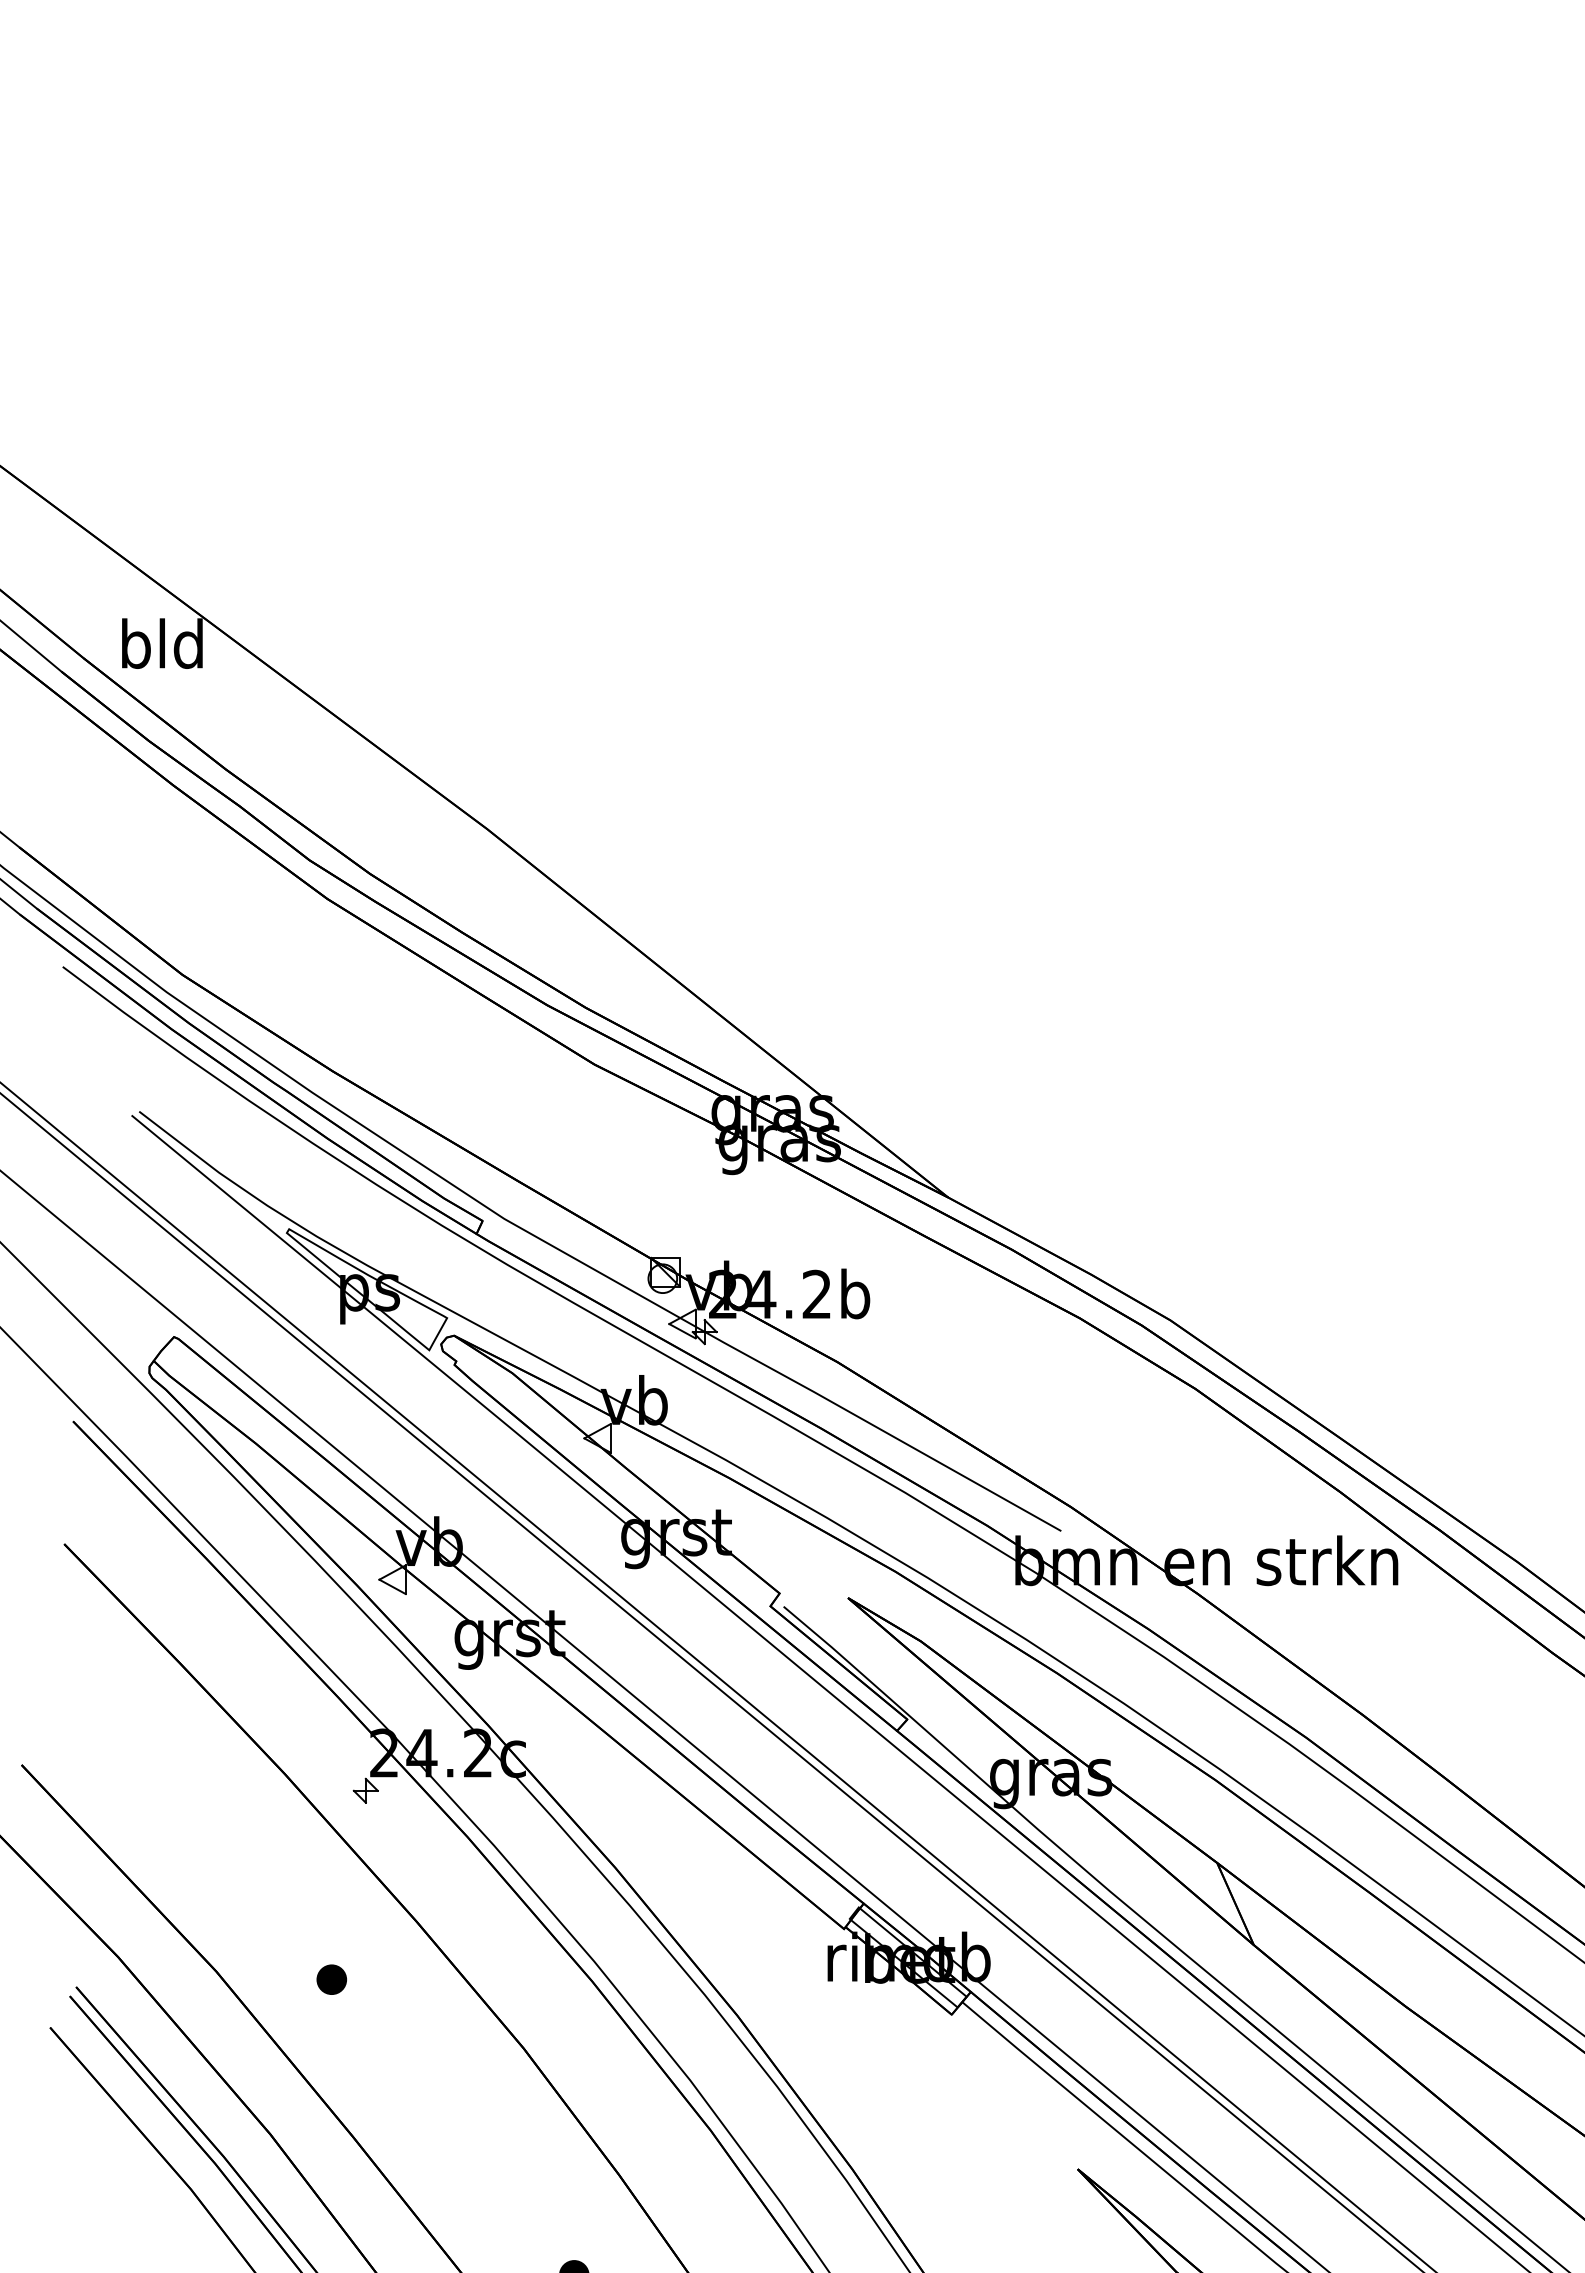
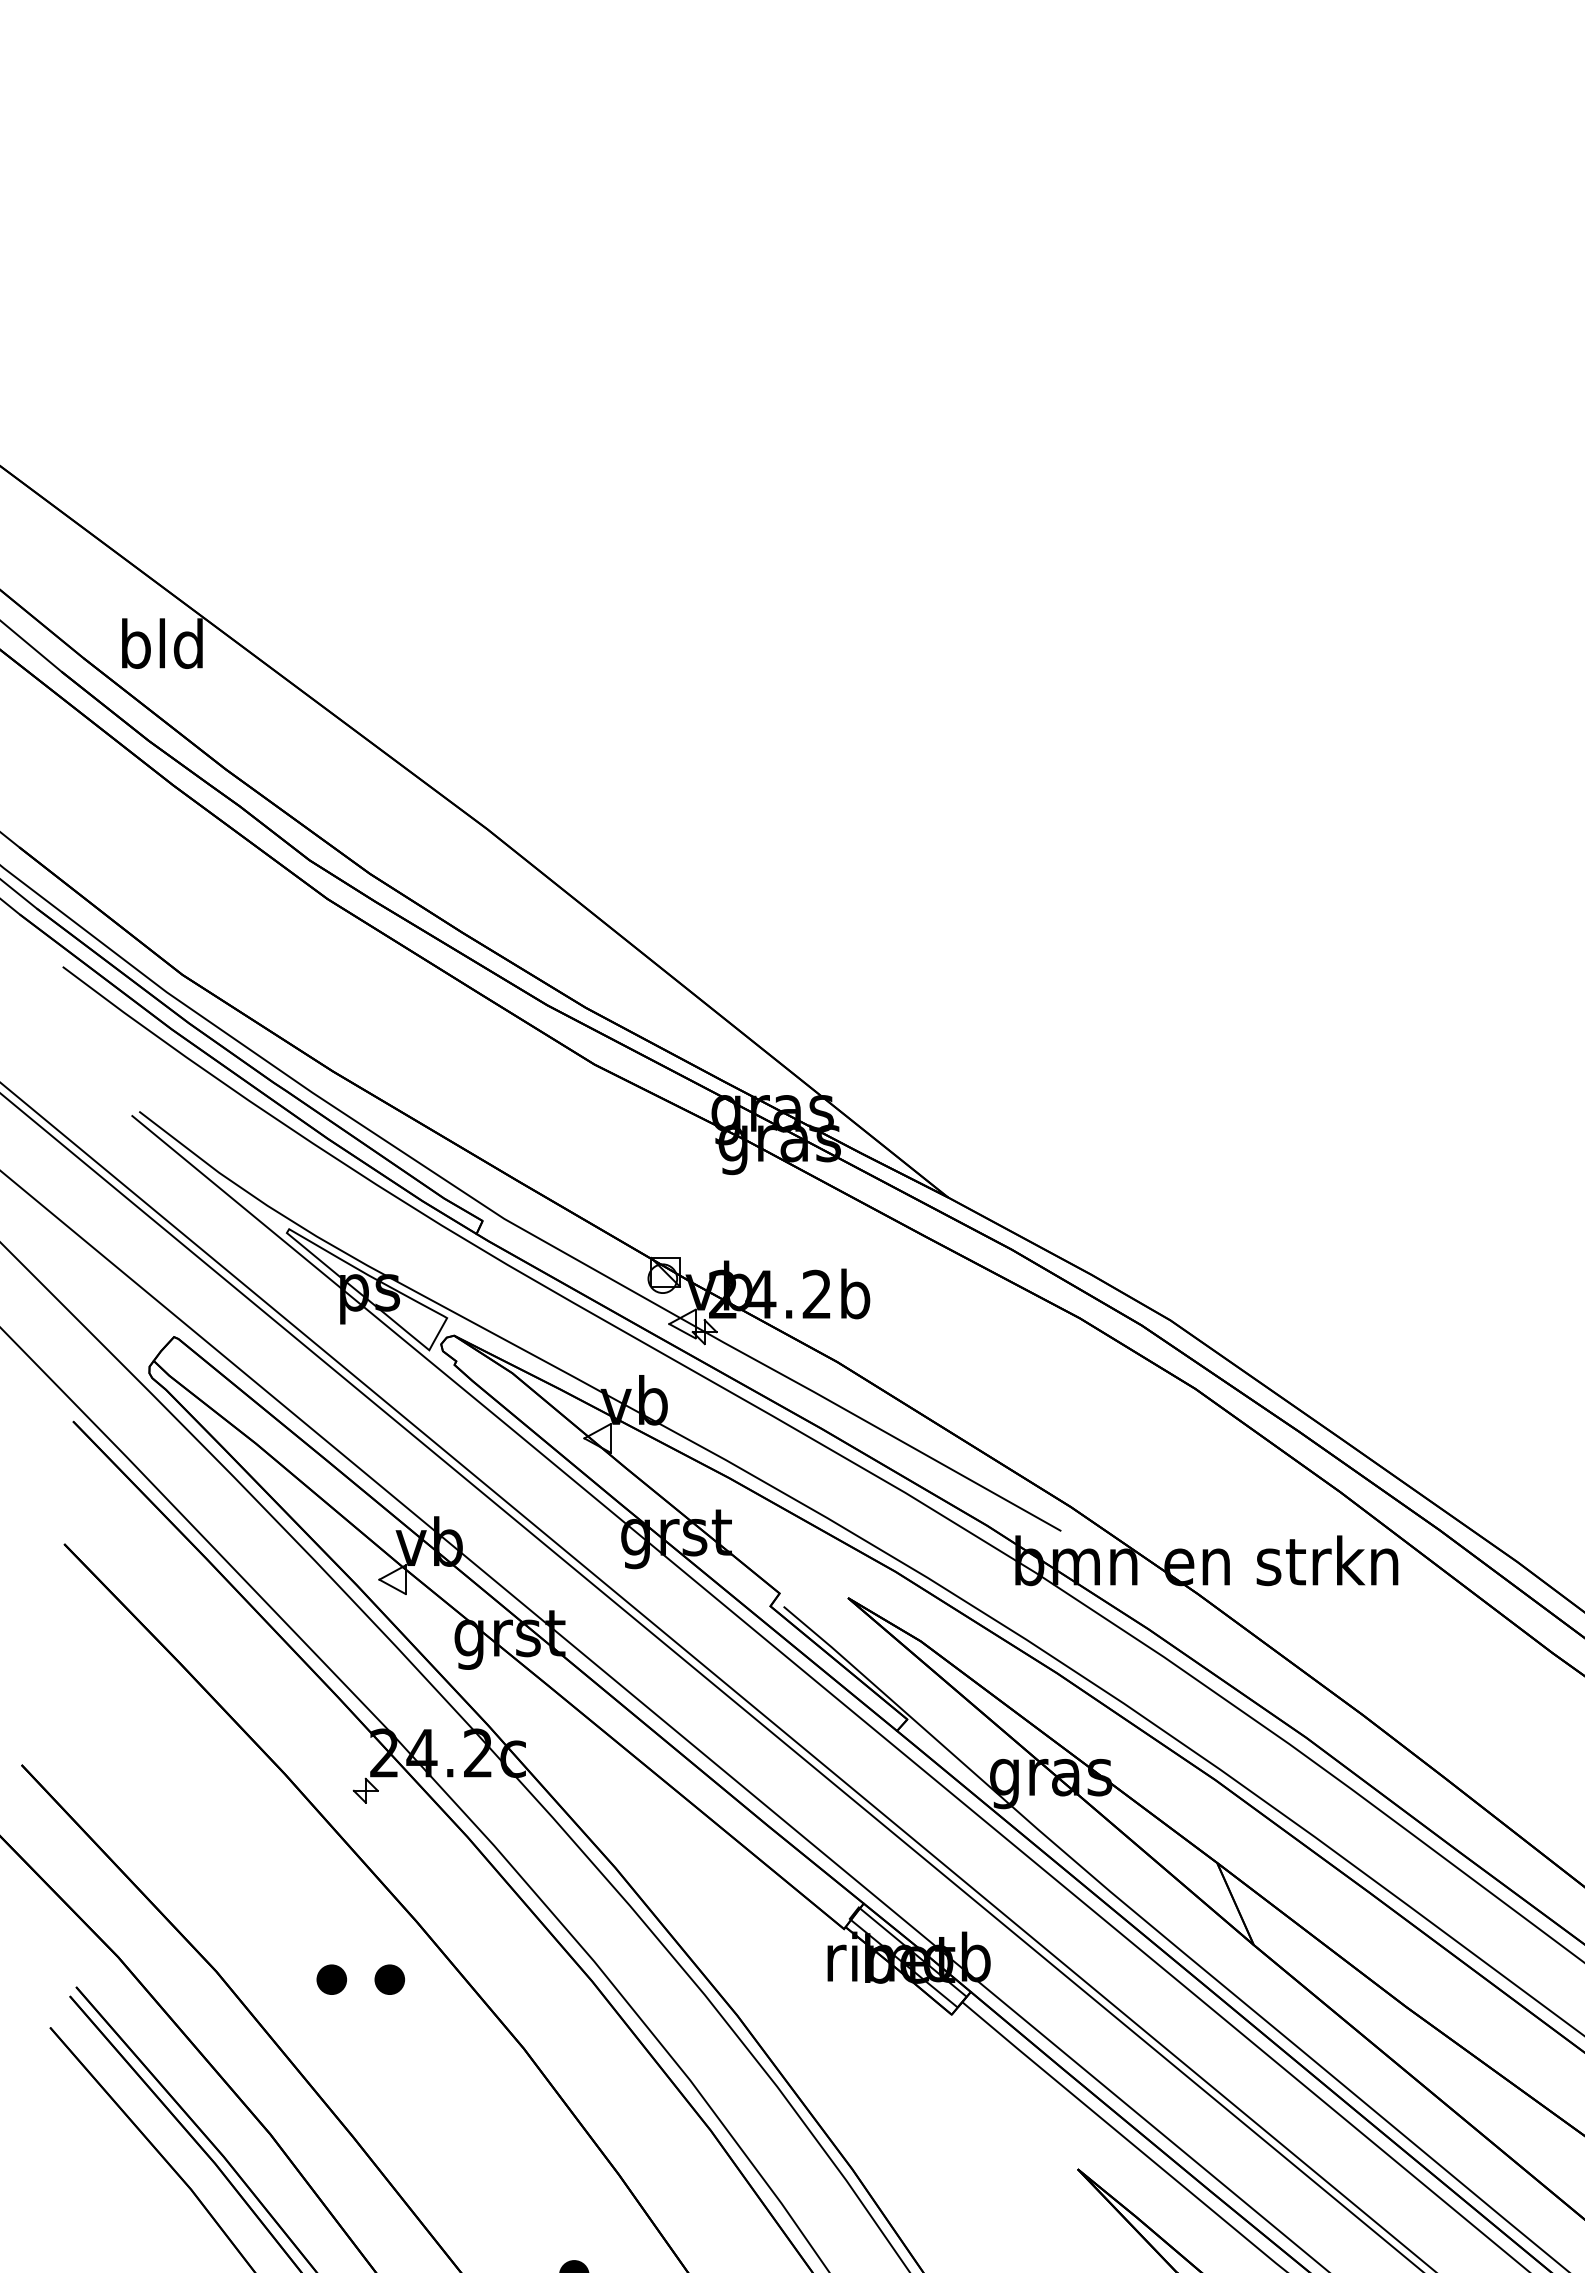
part: none -> present (389, 1979)
